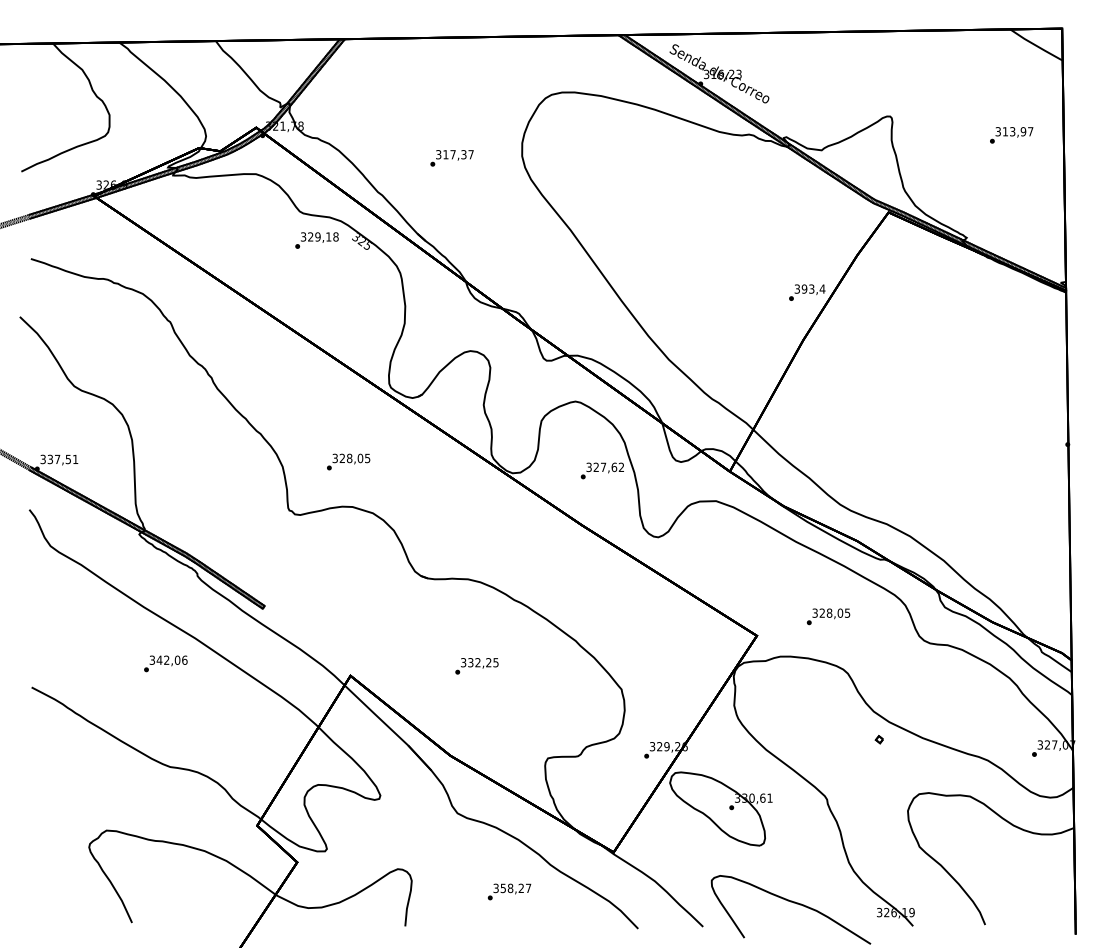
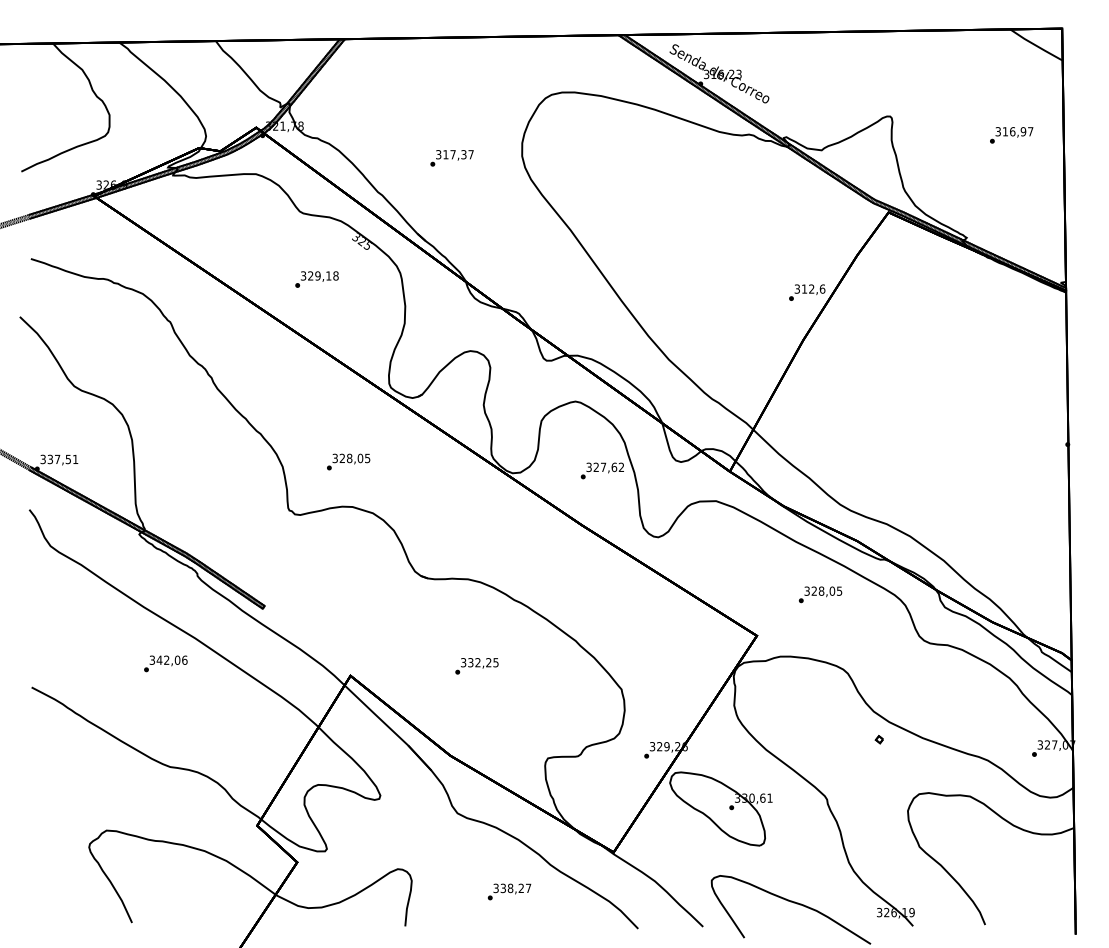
text: 313,97 -> 316,97 (1012, 131)
text position: (316, 240) -> (316, 279) (316, 279)
text: 393,4 -> 312,6 (813, 288)
text position: (828, 616) -> (820, 594) (820, 594)
text: 358,27 -> 338,27 (503, 887)
